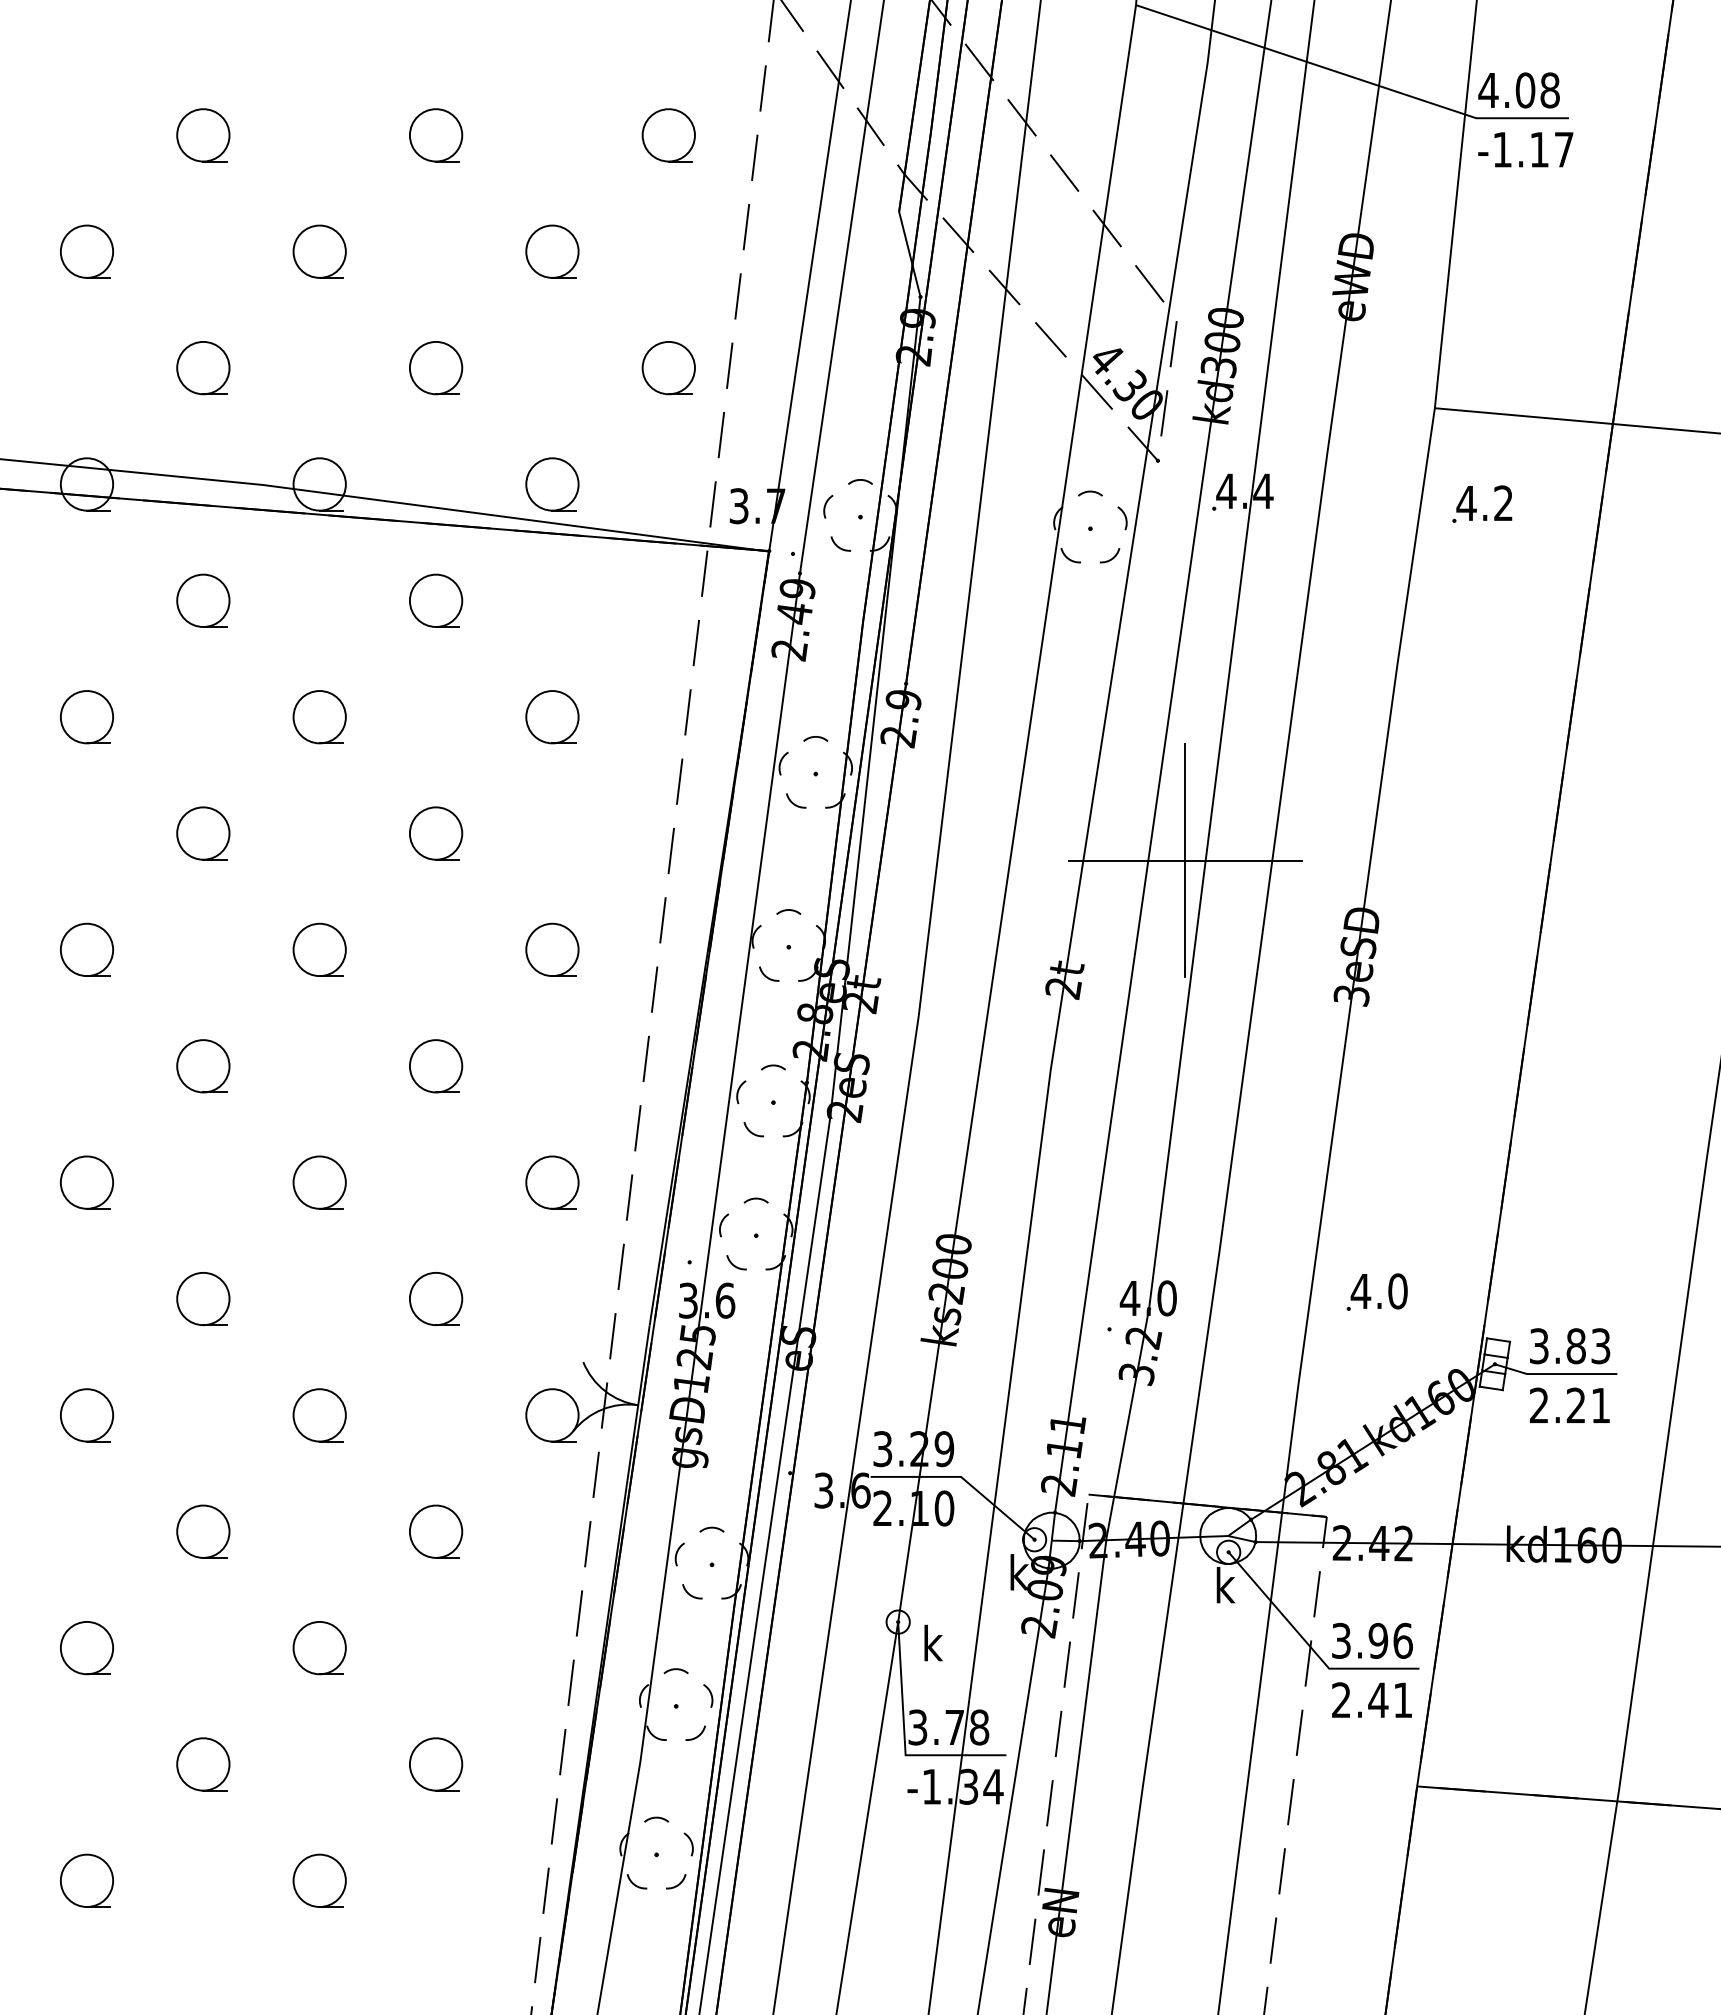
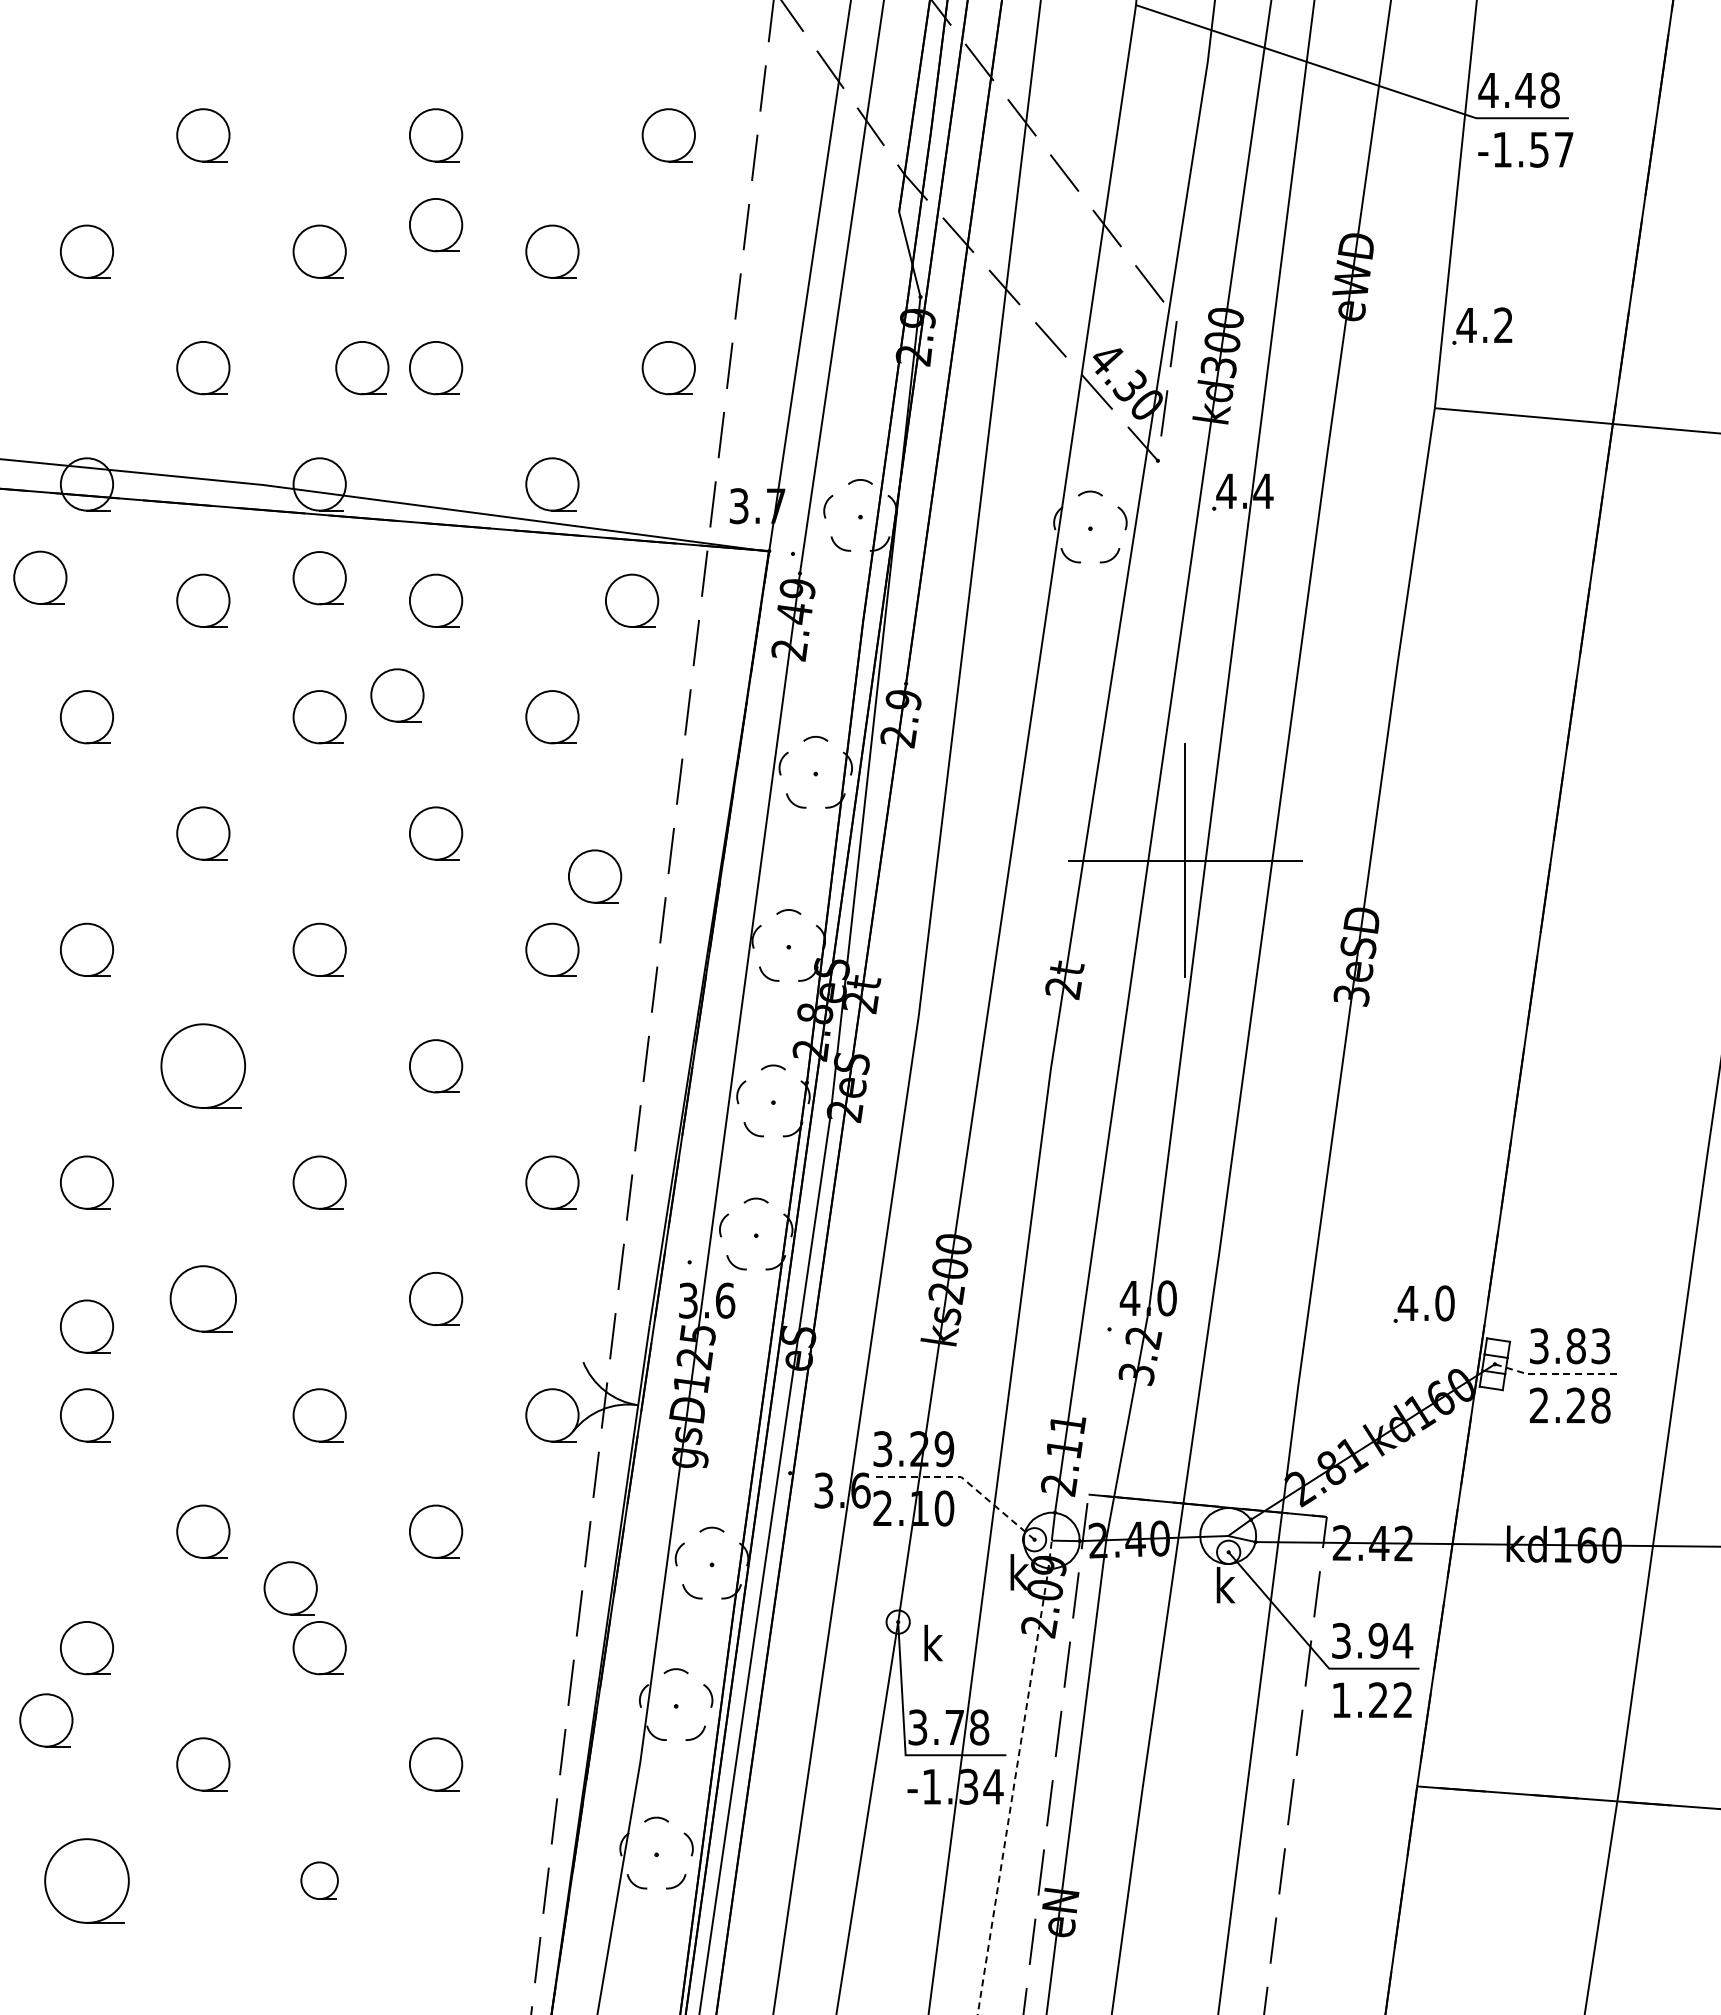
text: 4.08 -> 4.48 (1525, 90)
text: -1.17 -> -1.57 (1539, 149)
part: none -> present (436, 225)
part: none -> present (362, 368)
text position: (1482, 503) -> (1482, 325) (1482, 325)
part: none -> present (40, 577)
part: none -> present (319, 578)
part: none -> present (632, 600)
part: none -> present (397, 695)
part: none -> present (595, 876)
part size: 55x55 px -> 86x86 px (202, 1065)
text position: (1376, 1291) -> (1423, 1303) (1423, 1303)
part size: 55x55 px -> 68x68 px (202, 1298)
part: none -> present (86, 1326)
line: solid -> dashed (1554, 1374)
text: 2.21 -> 2.28 (1600, 1405)
line: solid -> dashed (962, 1478)
part: none -> present (290, 1588)
text: 3.96 -> 3.94 (1402, 1640)
text: 2.41 -> 1.22 (1371, 1699)
part: none -> present (46, 1720)
line: solid -> dashed (1015, 1776)
part size: 54x55 px -> 86x86 px (86, 1880)
part size: 55x55 px -> 39x39 px (319, 1880)
